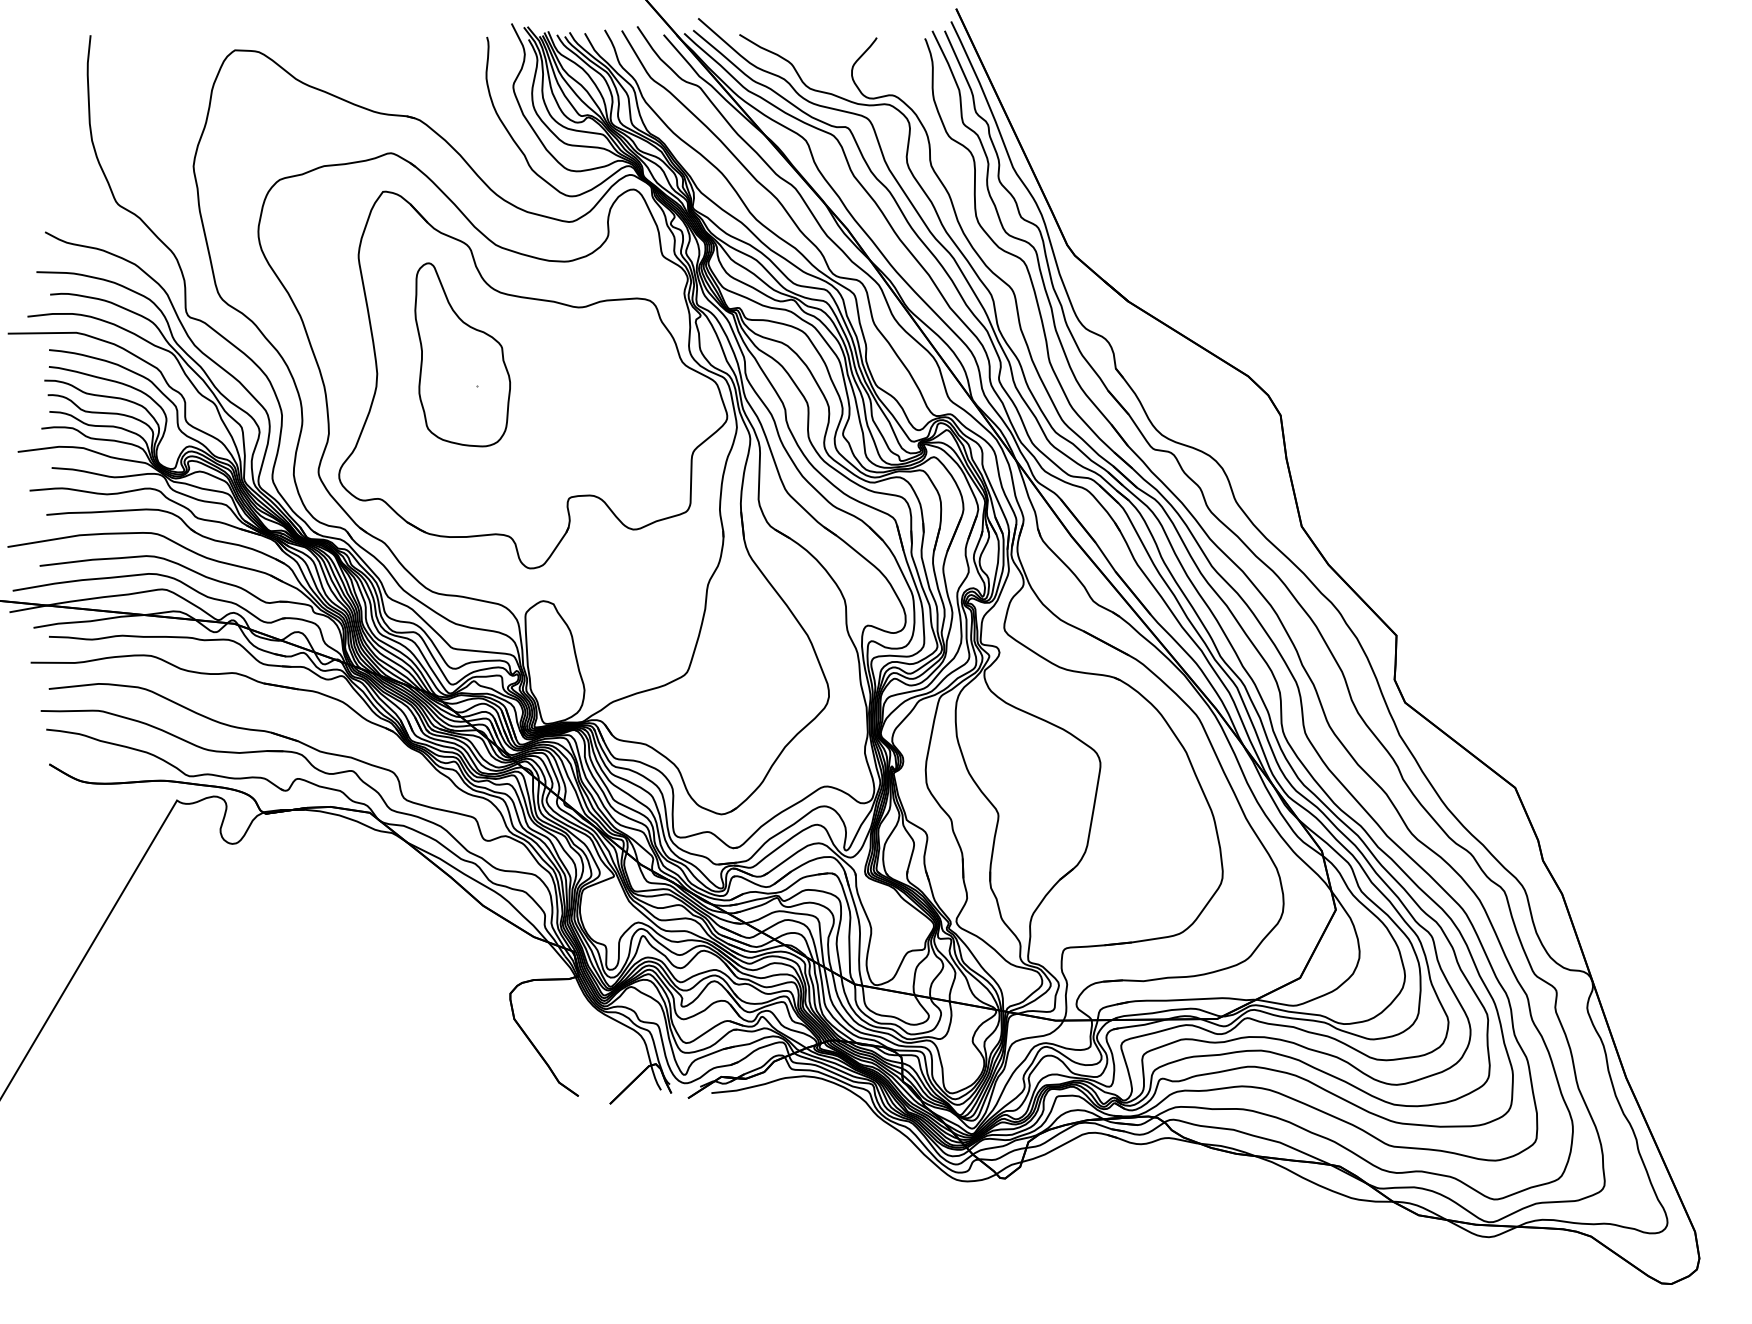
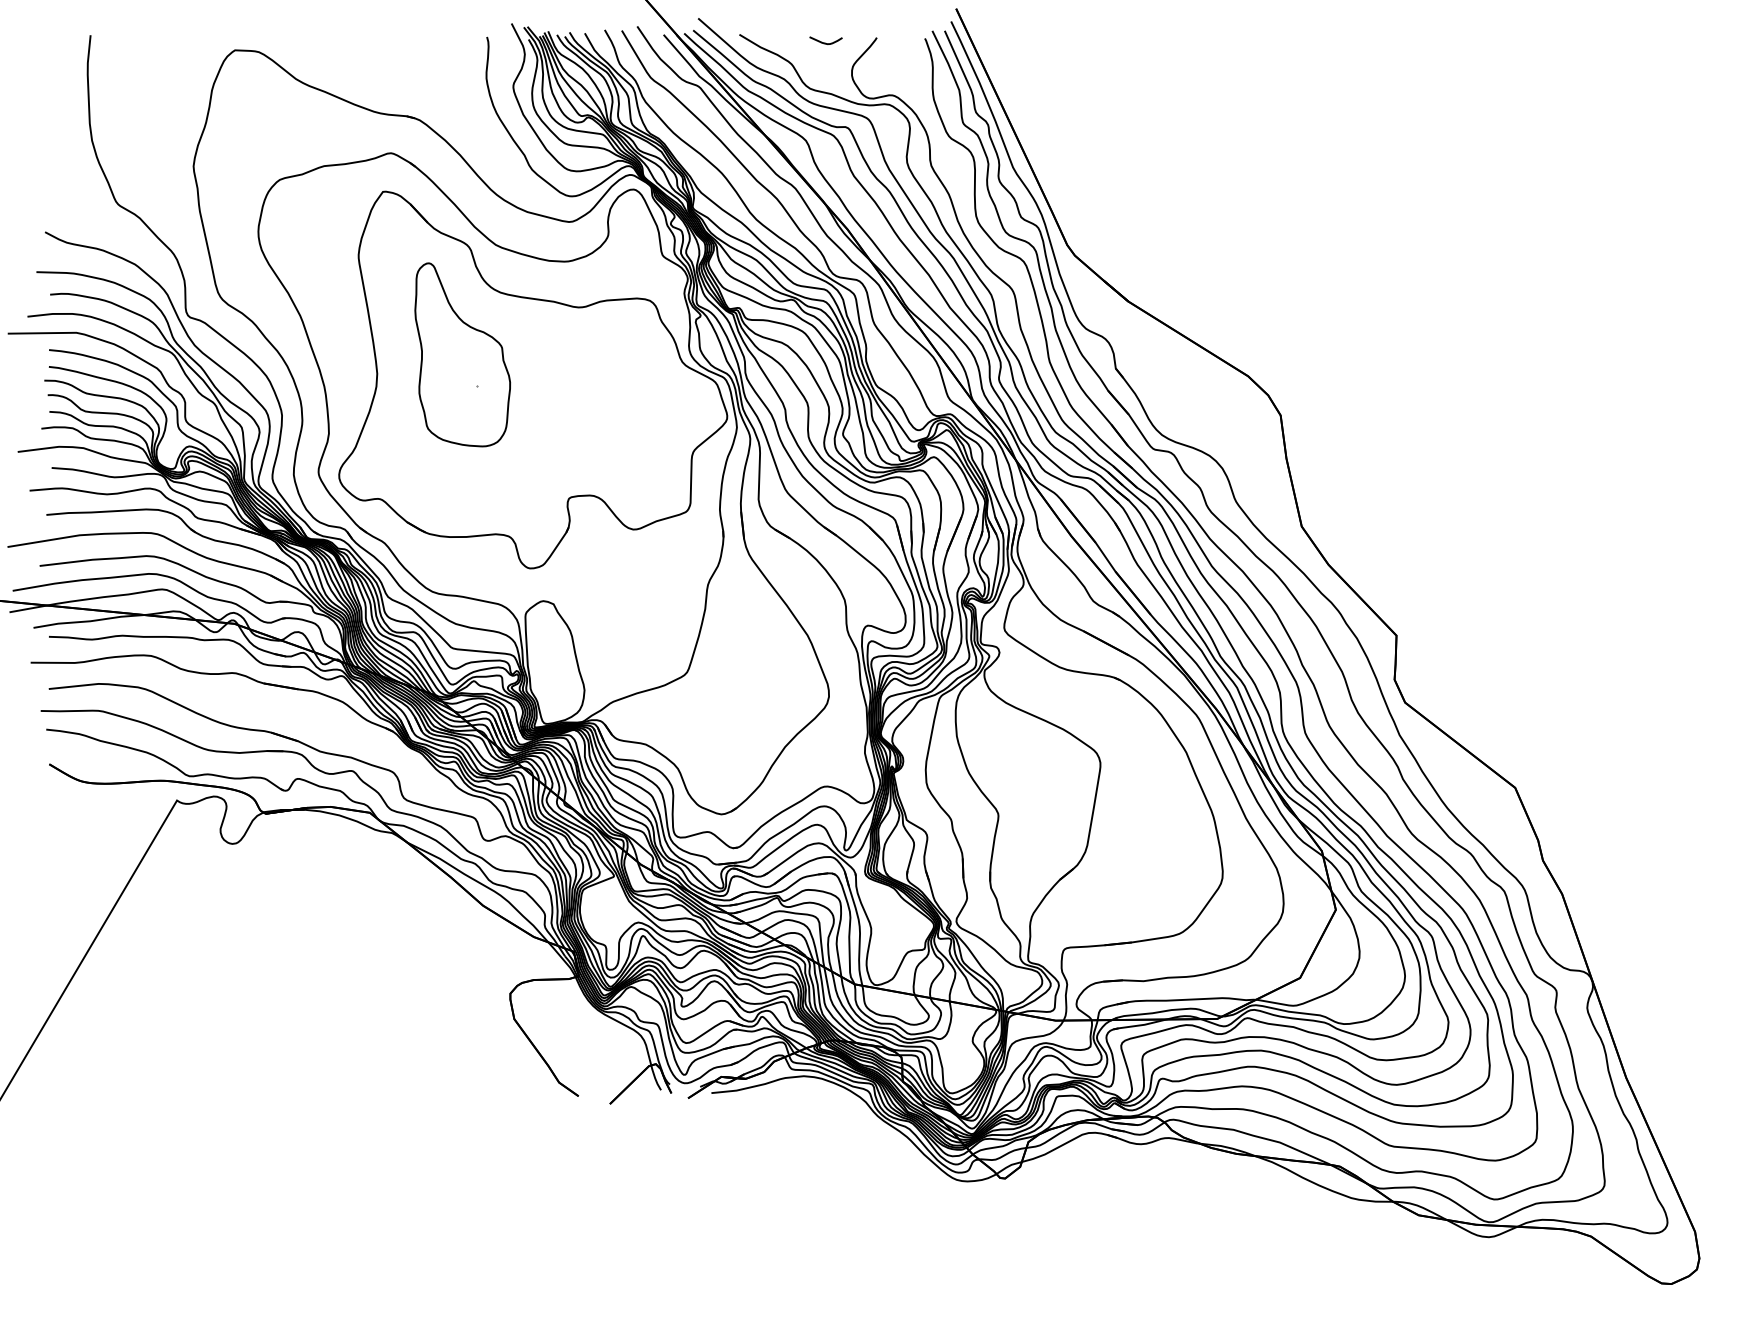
curve: none -> present (825, 42)
